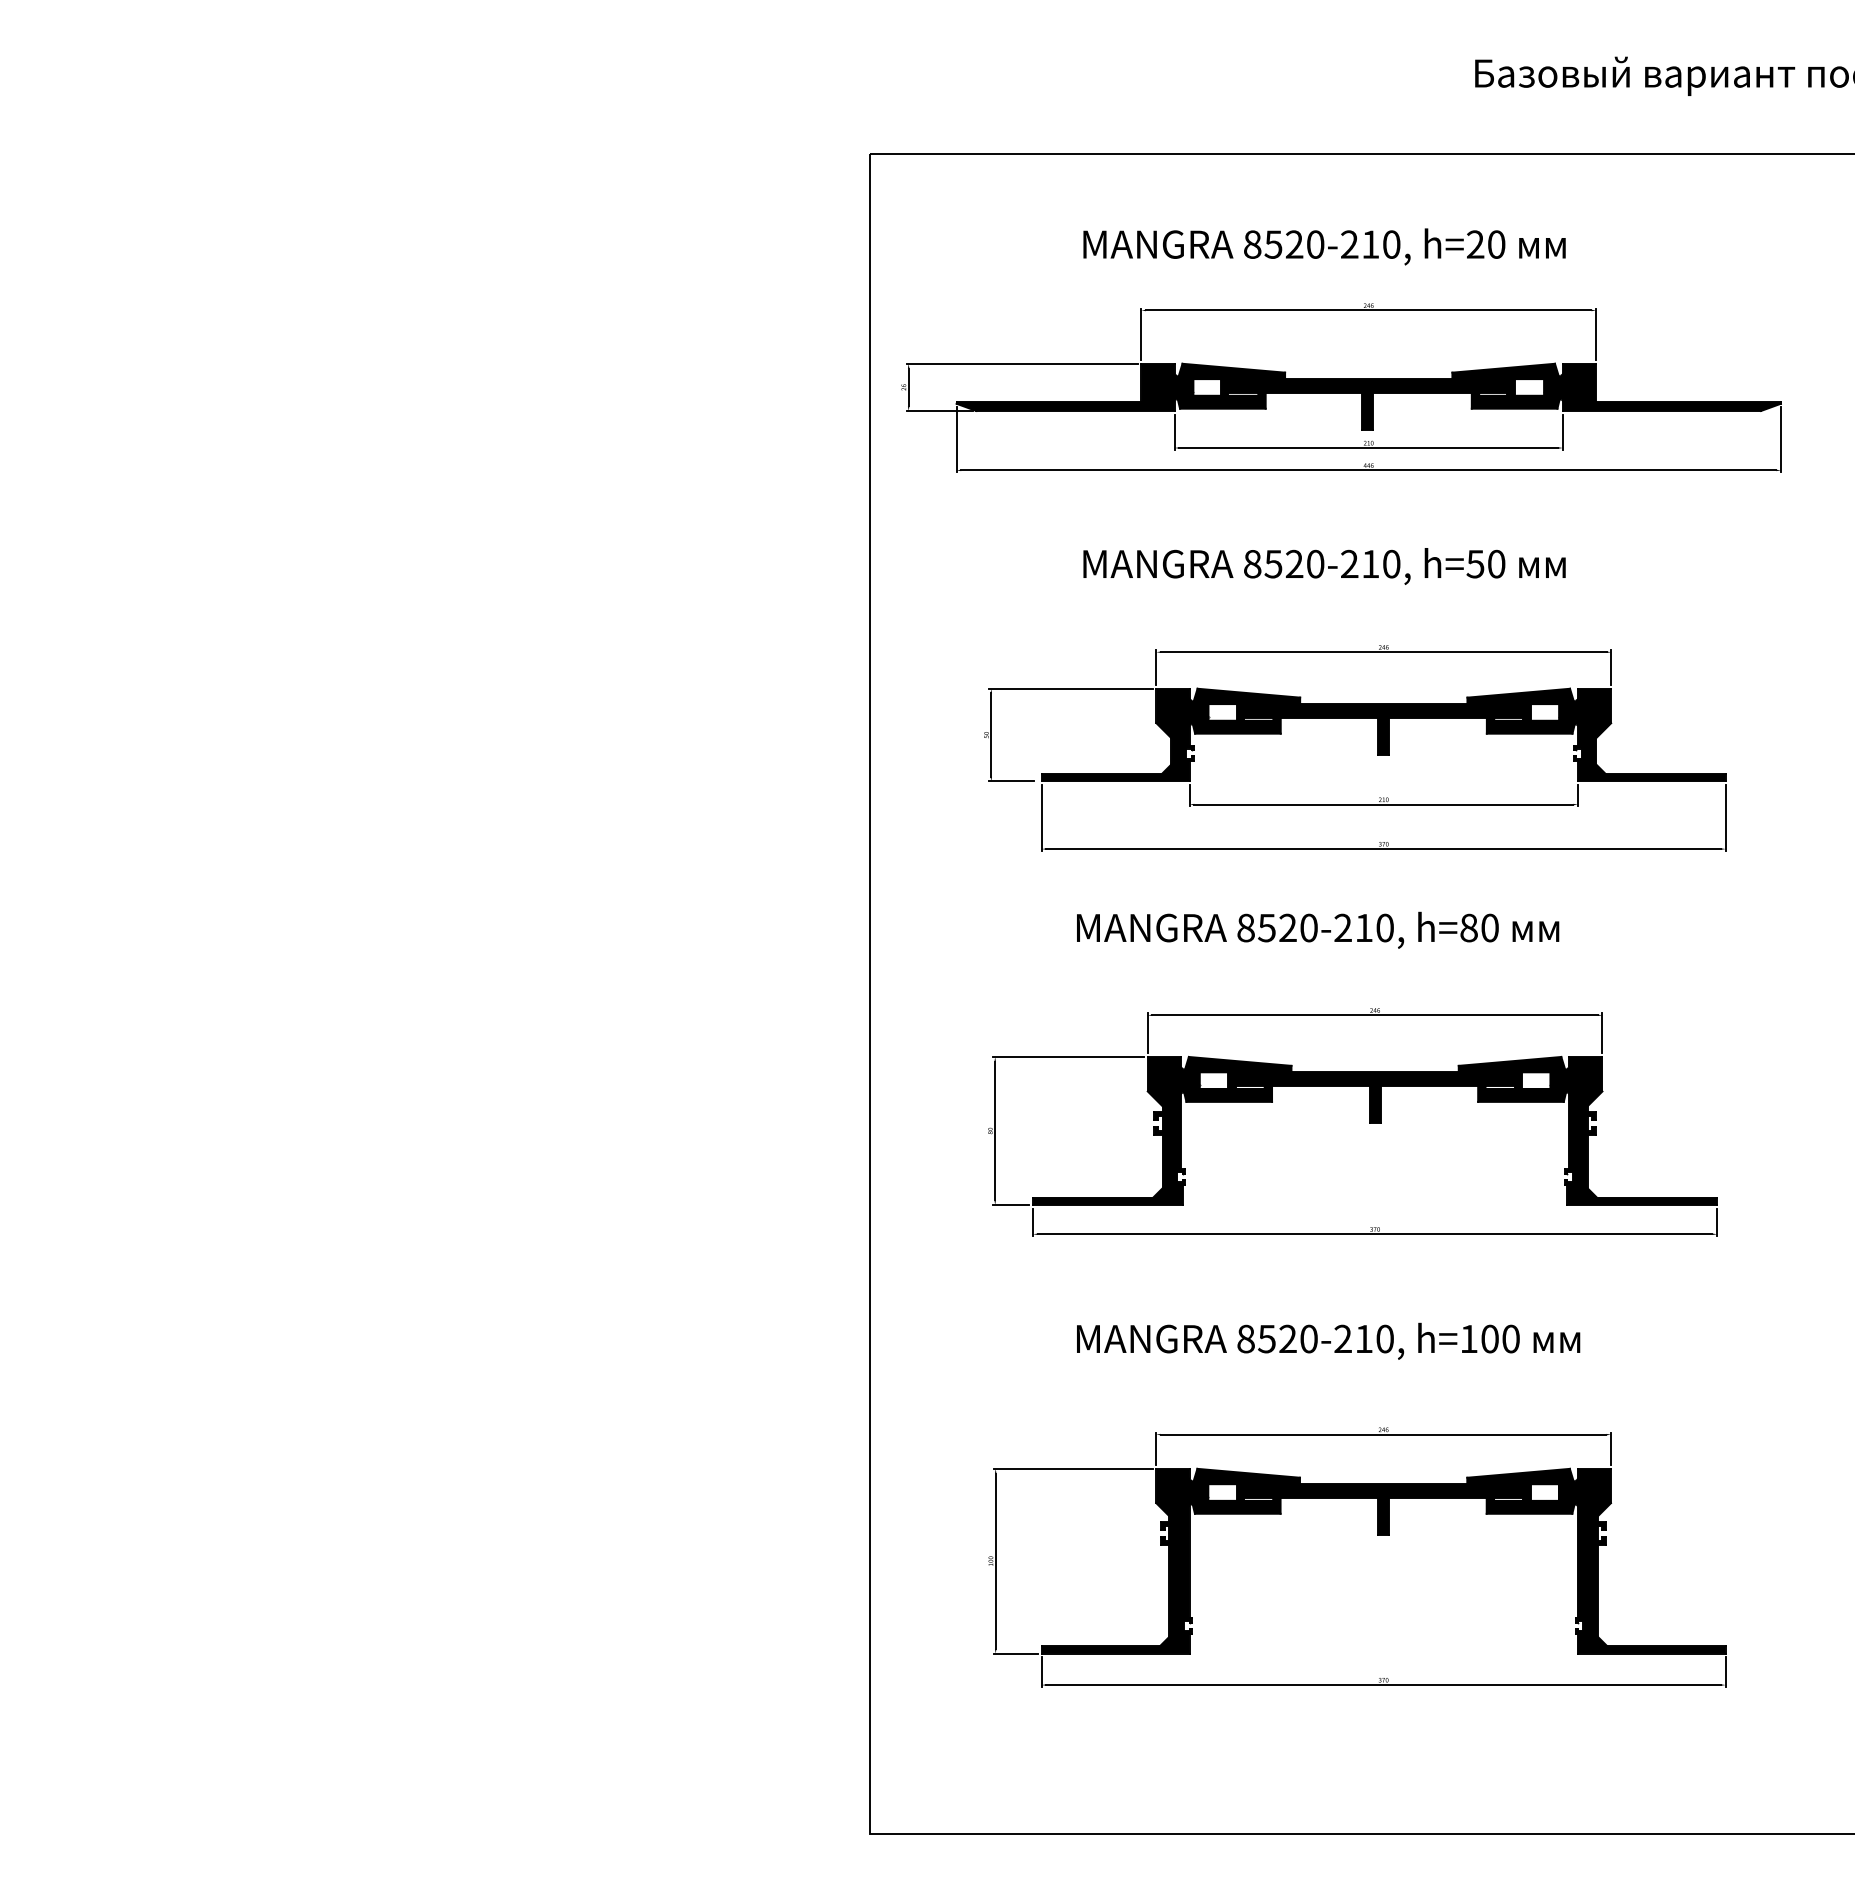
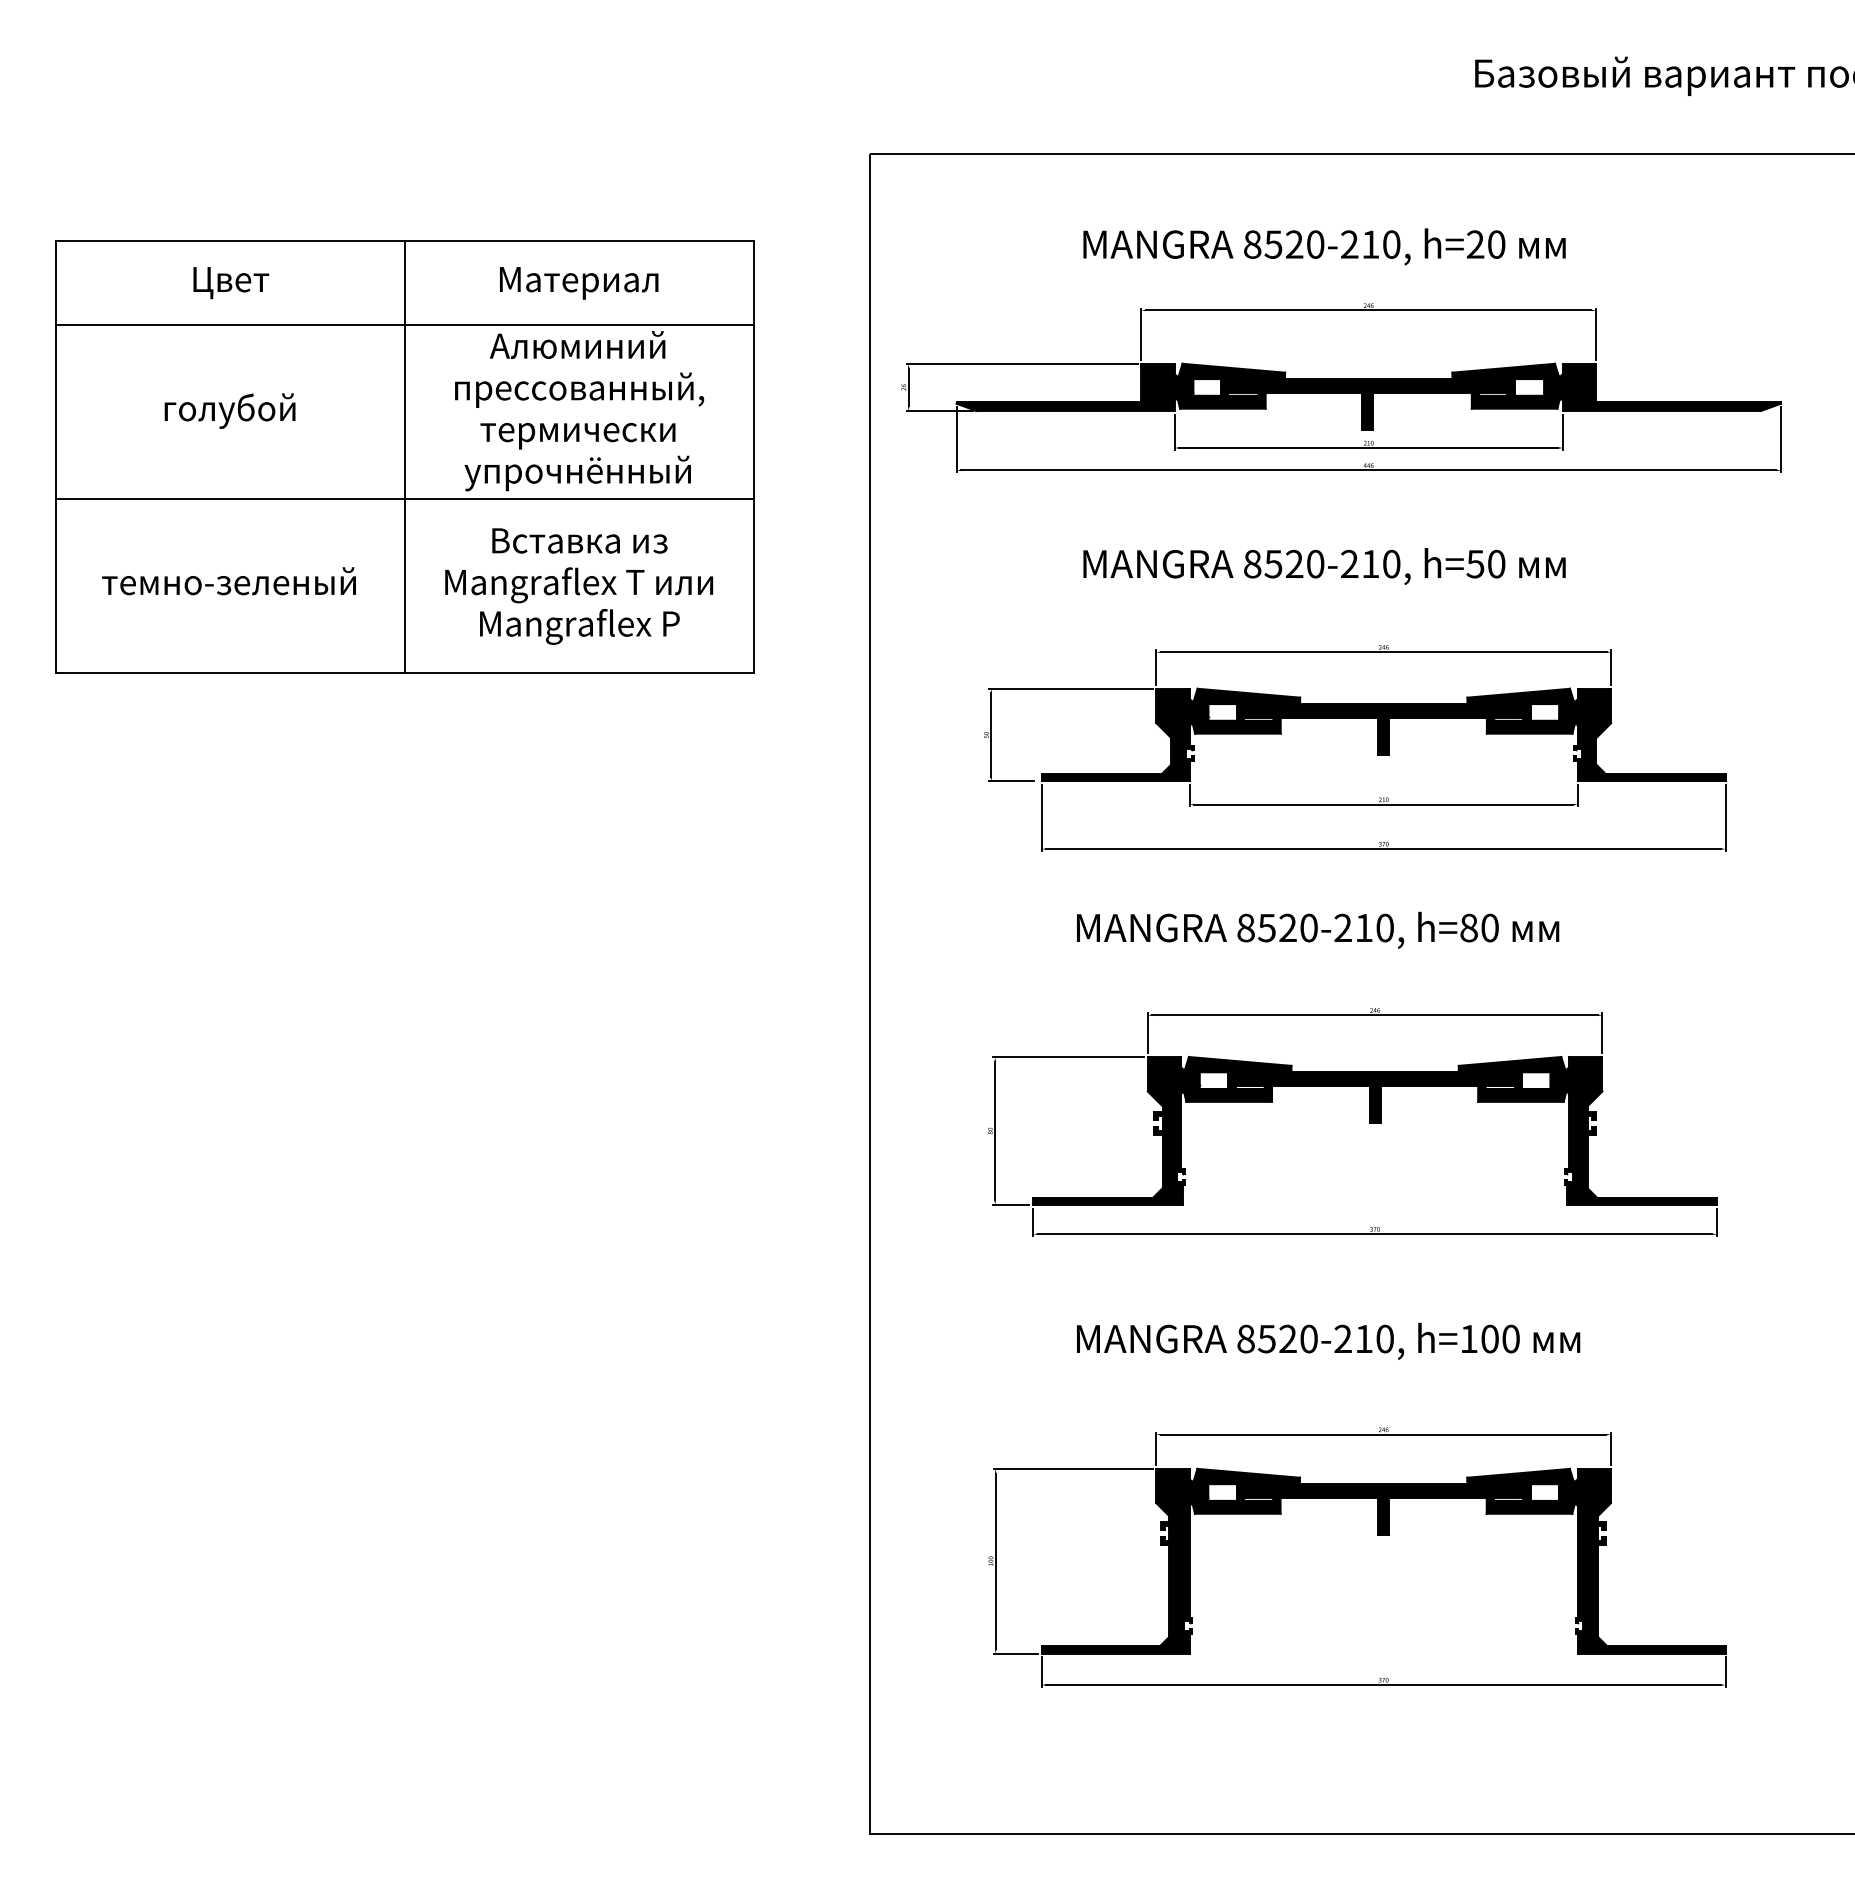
part: none -> present (404, 456)
